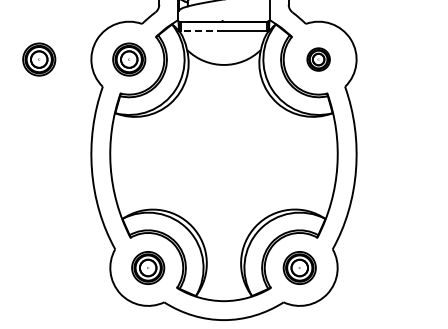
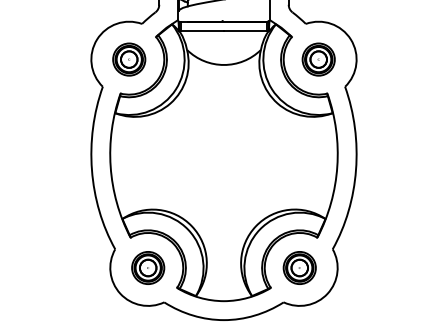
line: dashed -> solid (202, 31)
part: present -> none (39, 59)
part size: 25x25 px -> 35x35 px (318, 59)
